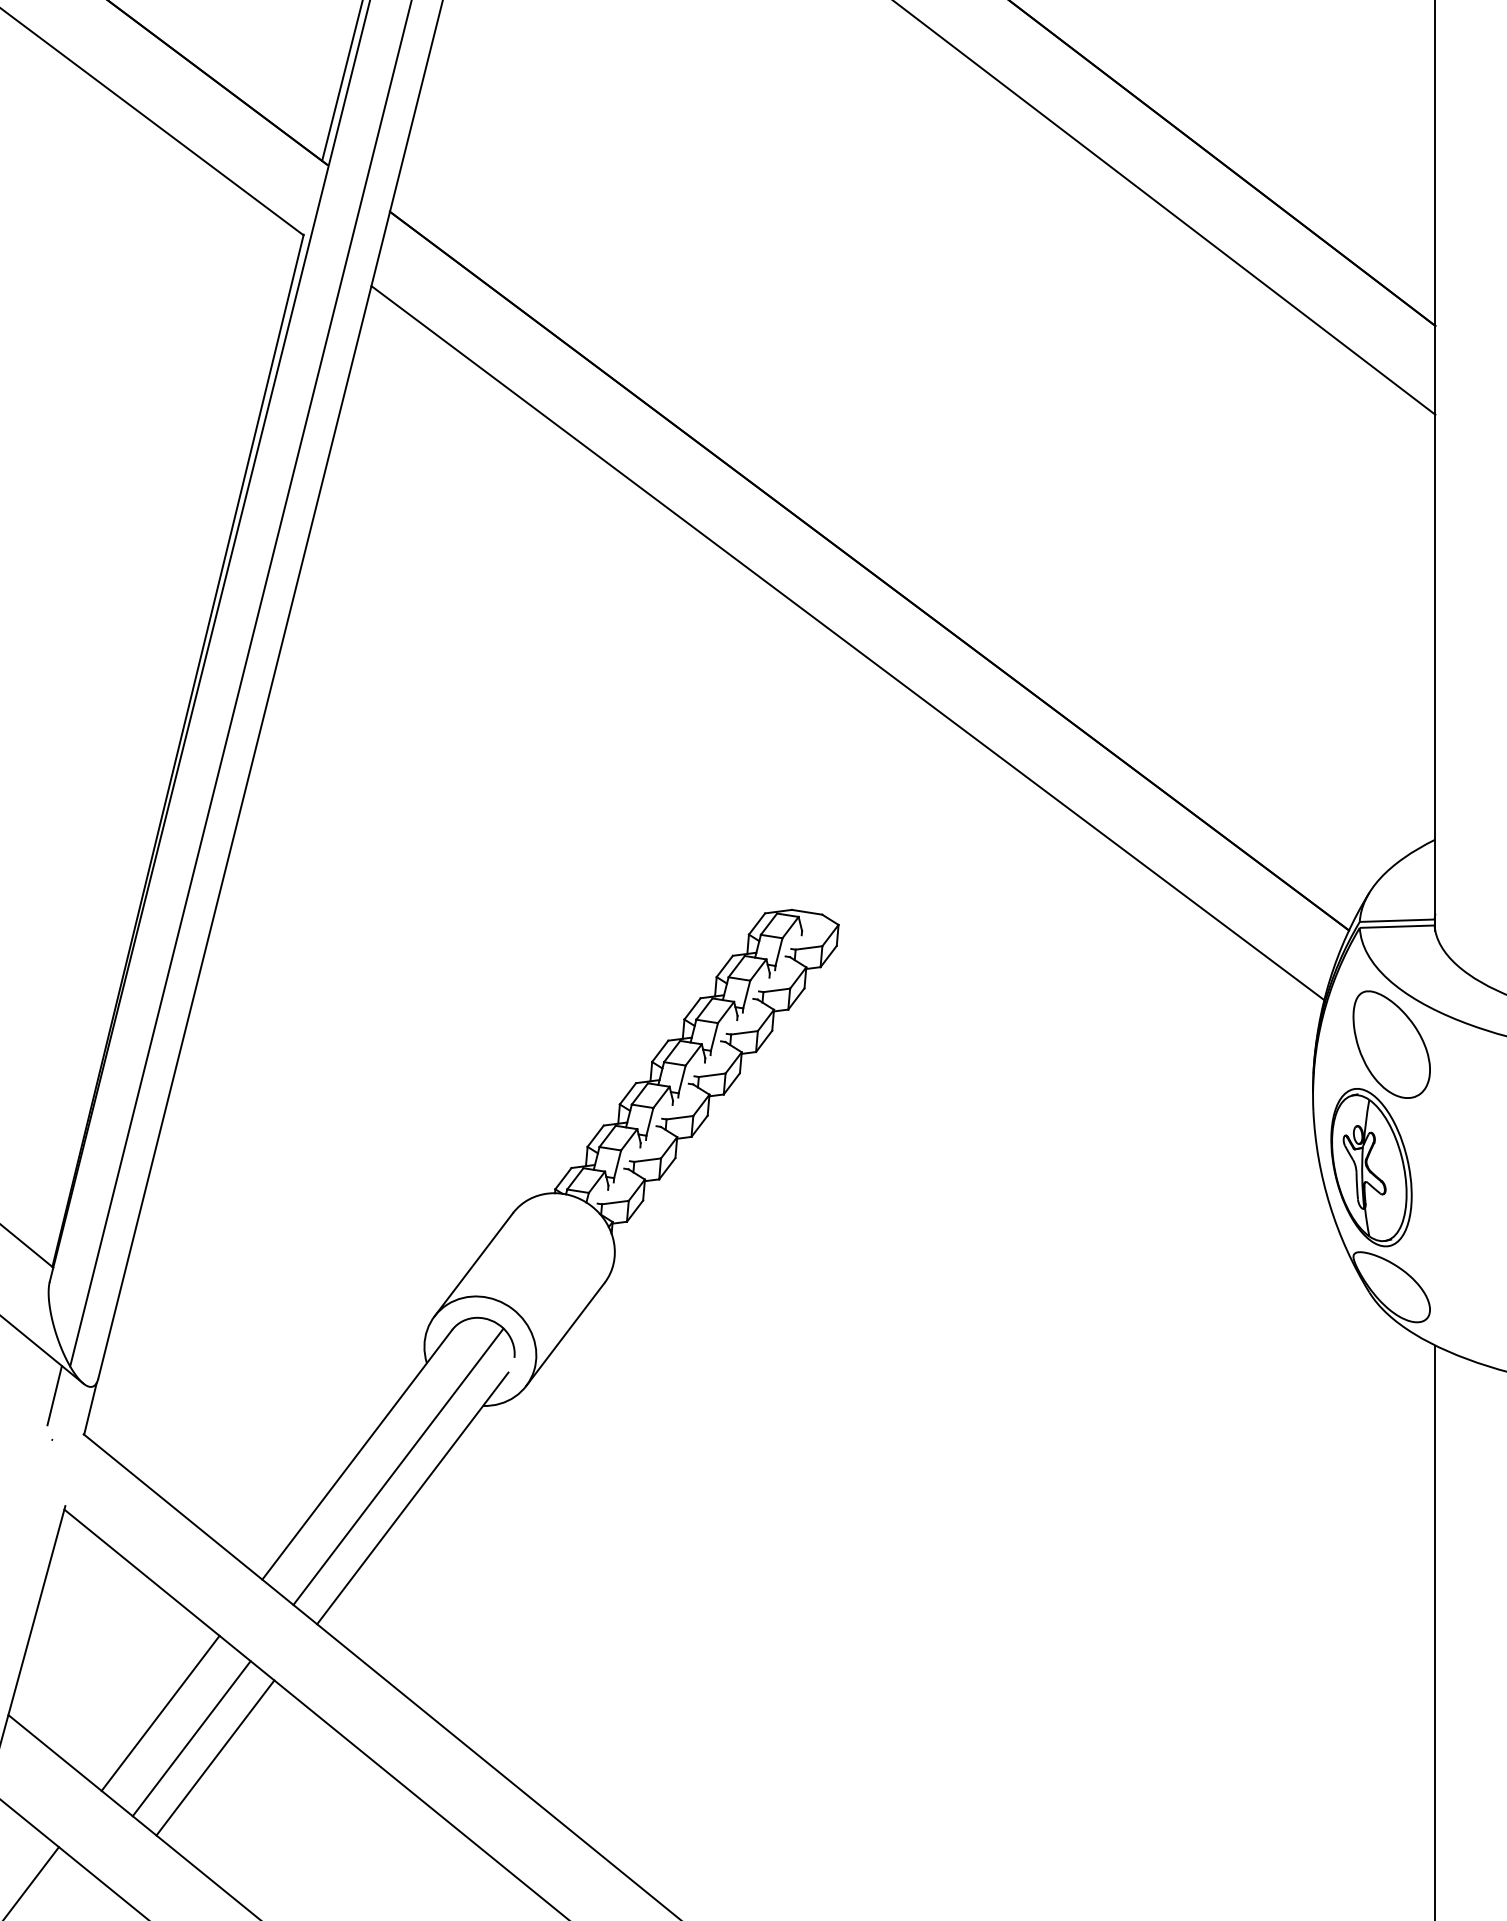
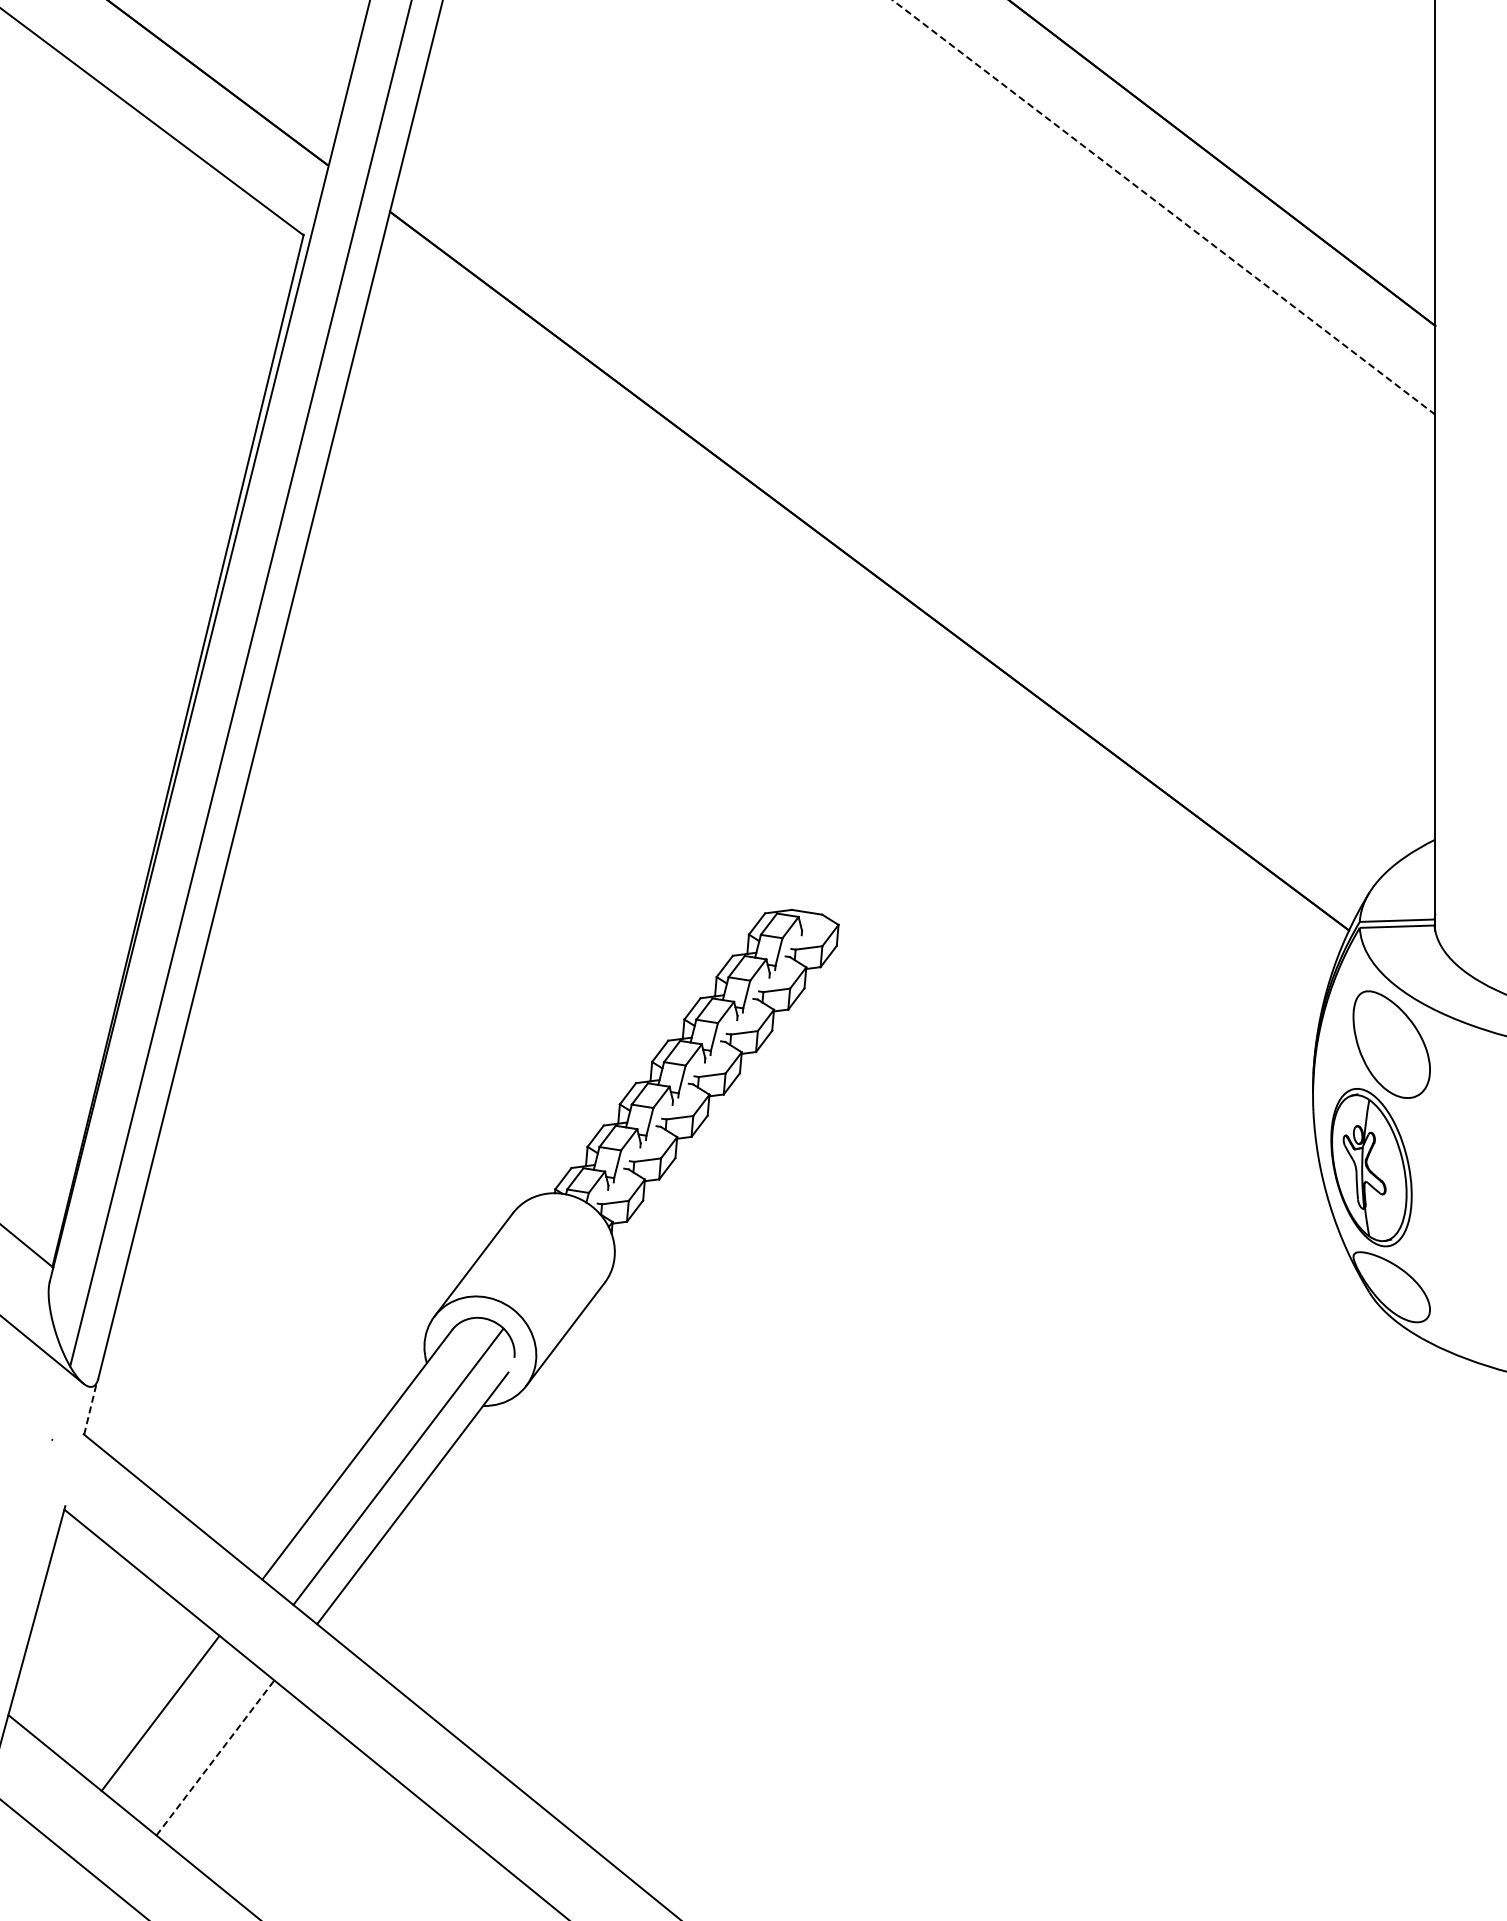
line: present -> none (342, 81)
line: solid -> dashed (1163, 207)
line: present -> none (847, 643)
line: present -> none (54, 1395)
line: solid -> dashed (90, 1408)
line: present -> none (1435, 1631)
line: present -> none (191, 1738)
line: solid -> dashed (215, 1757)
line: present -> none (31, 1882)
